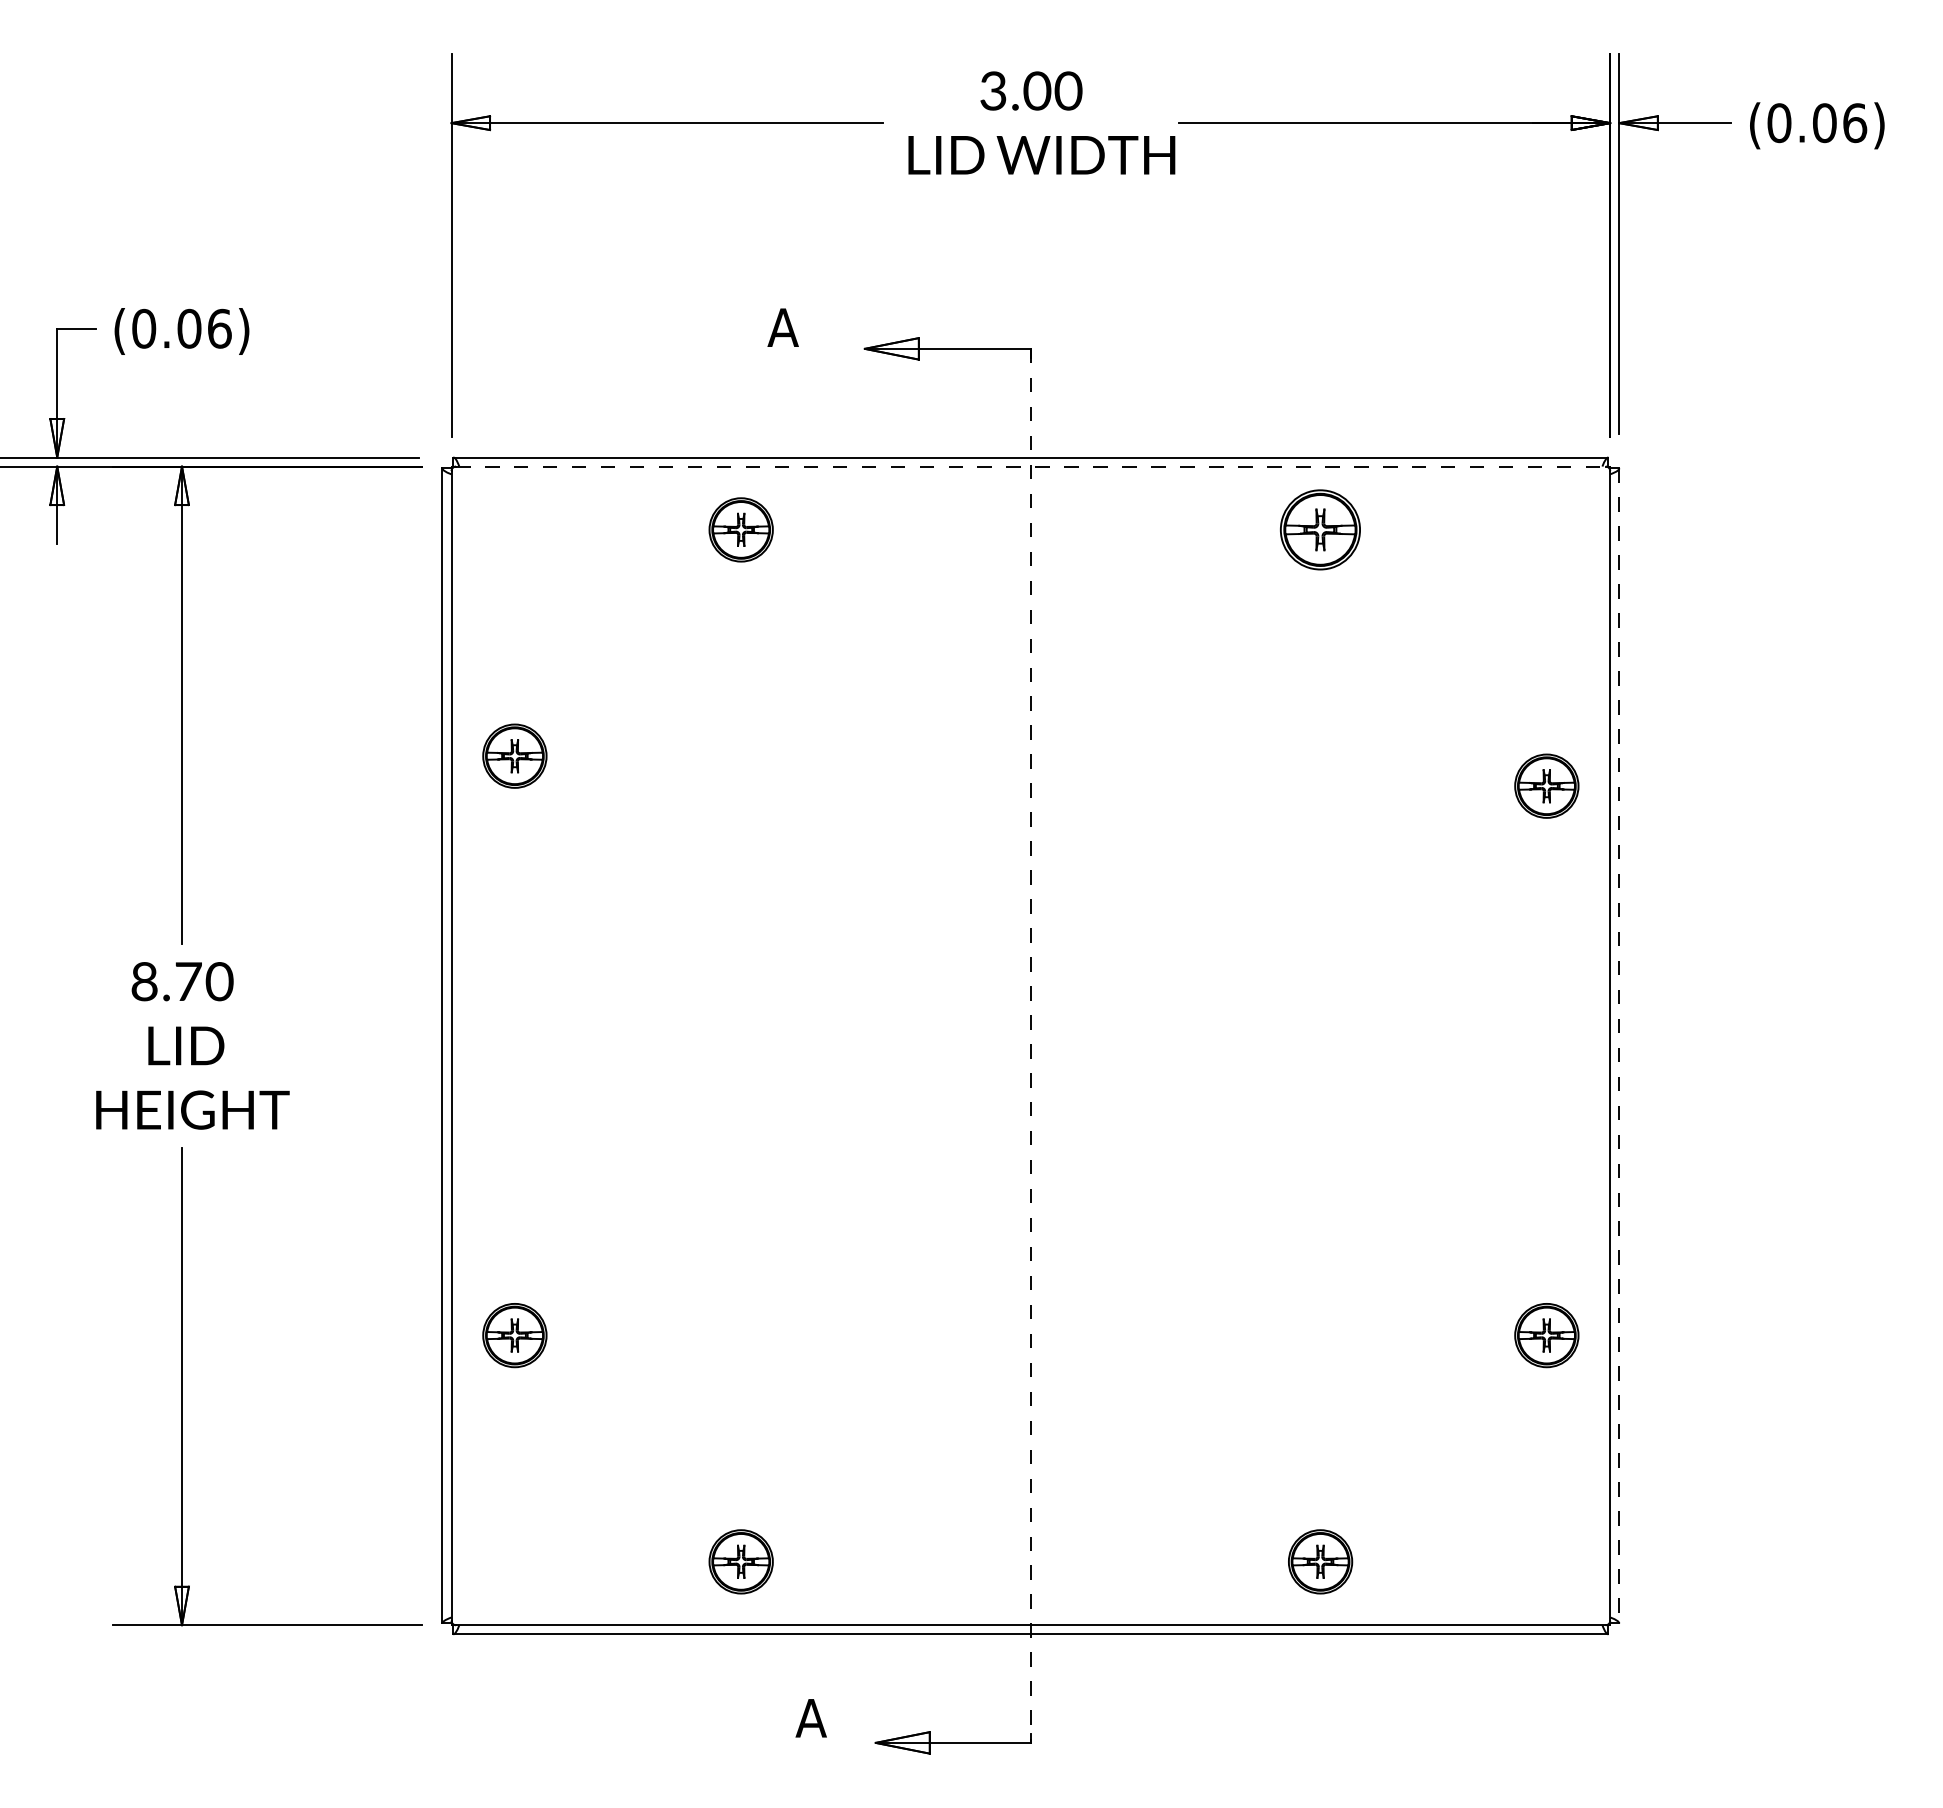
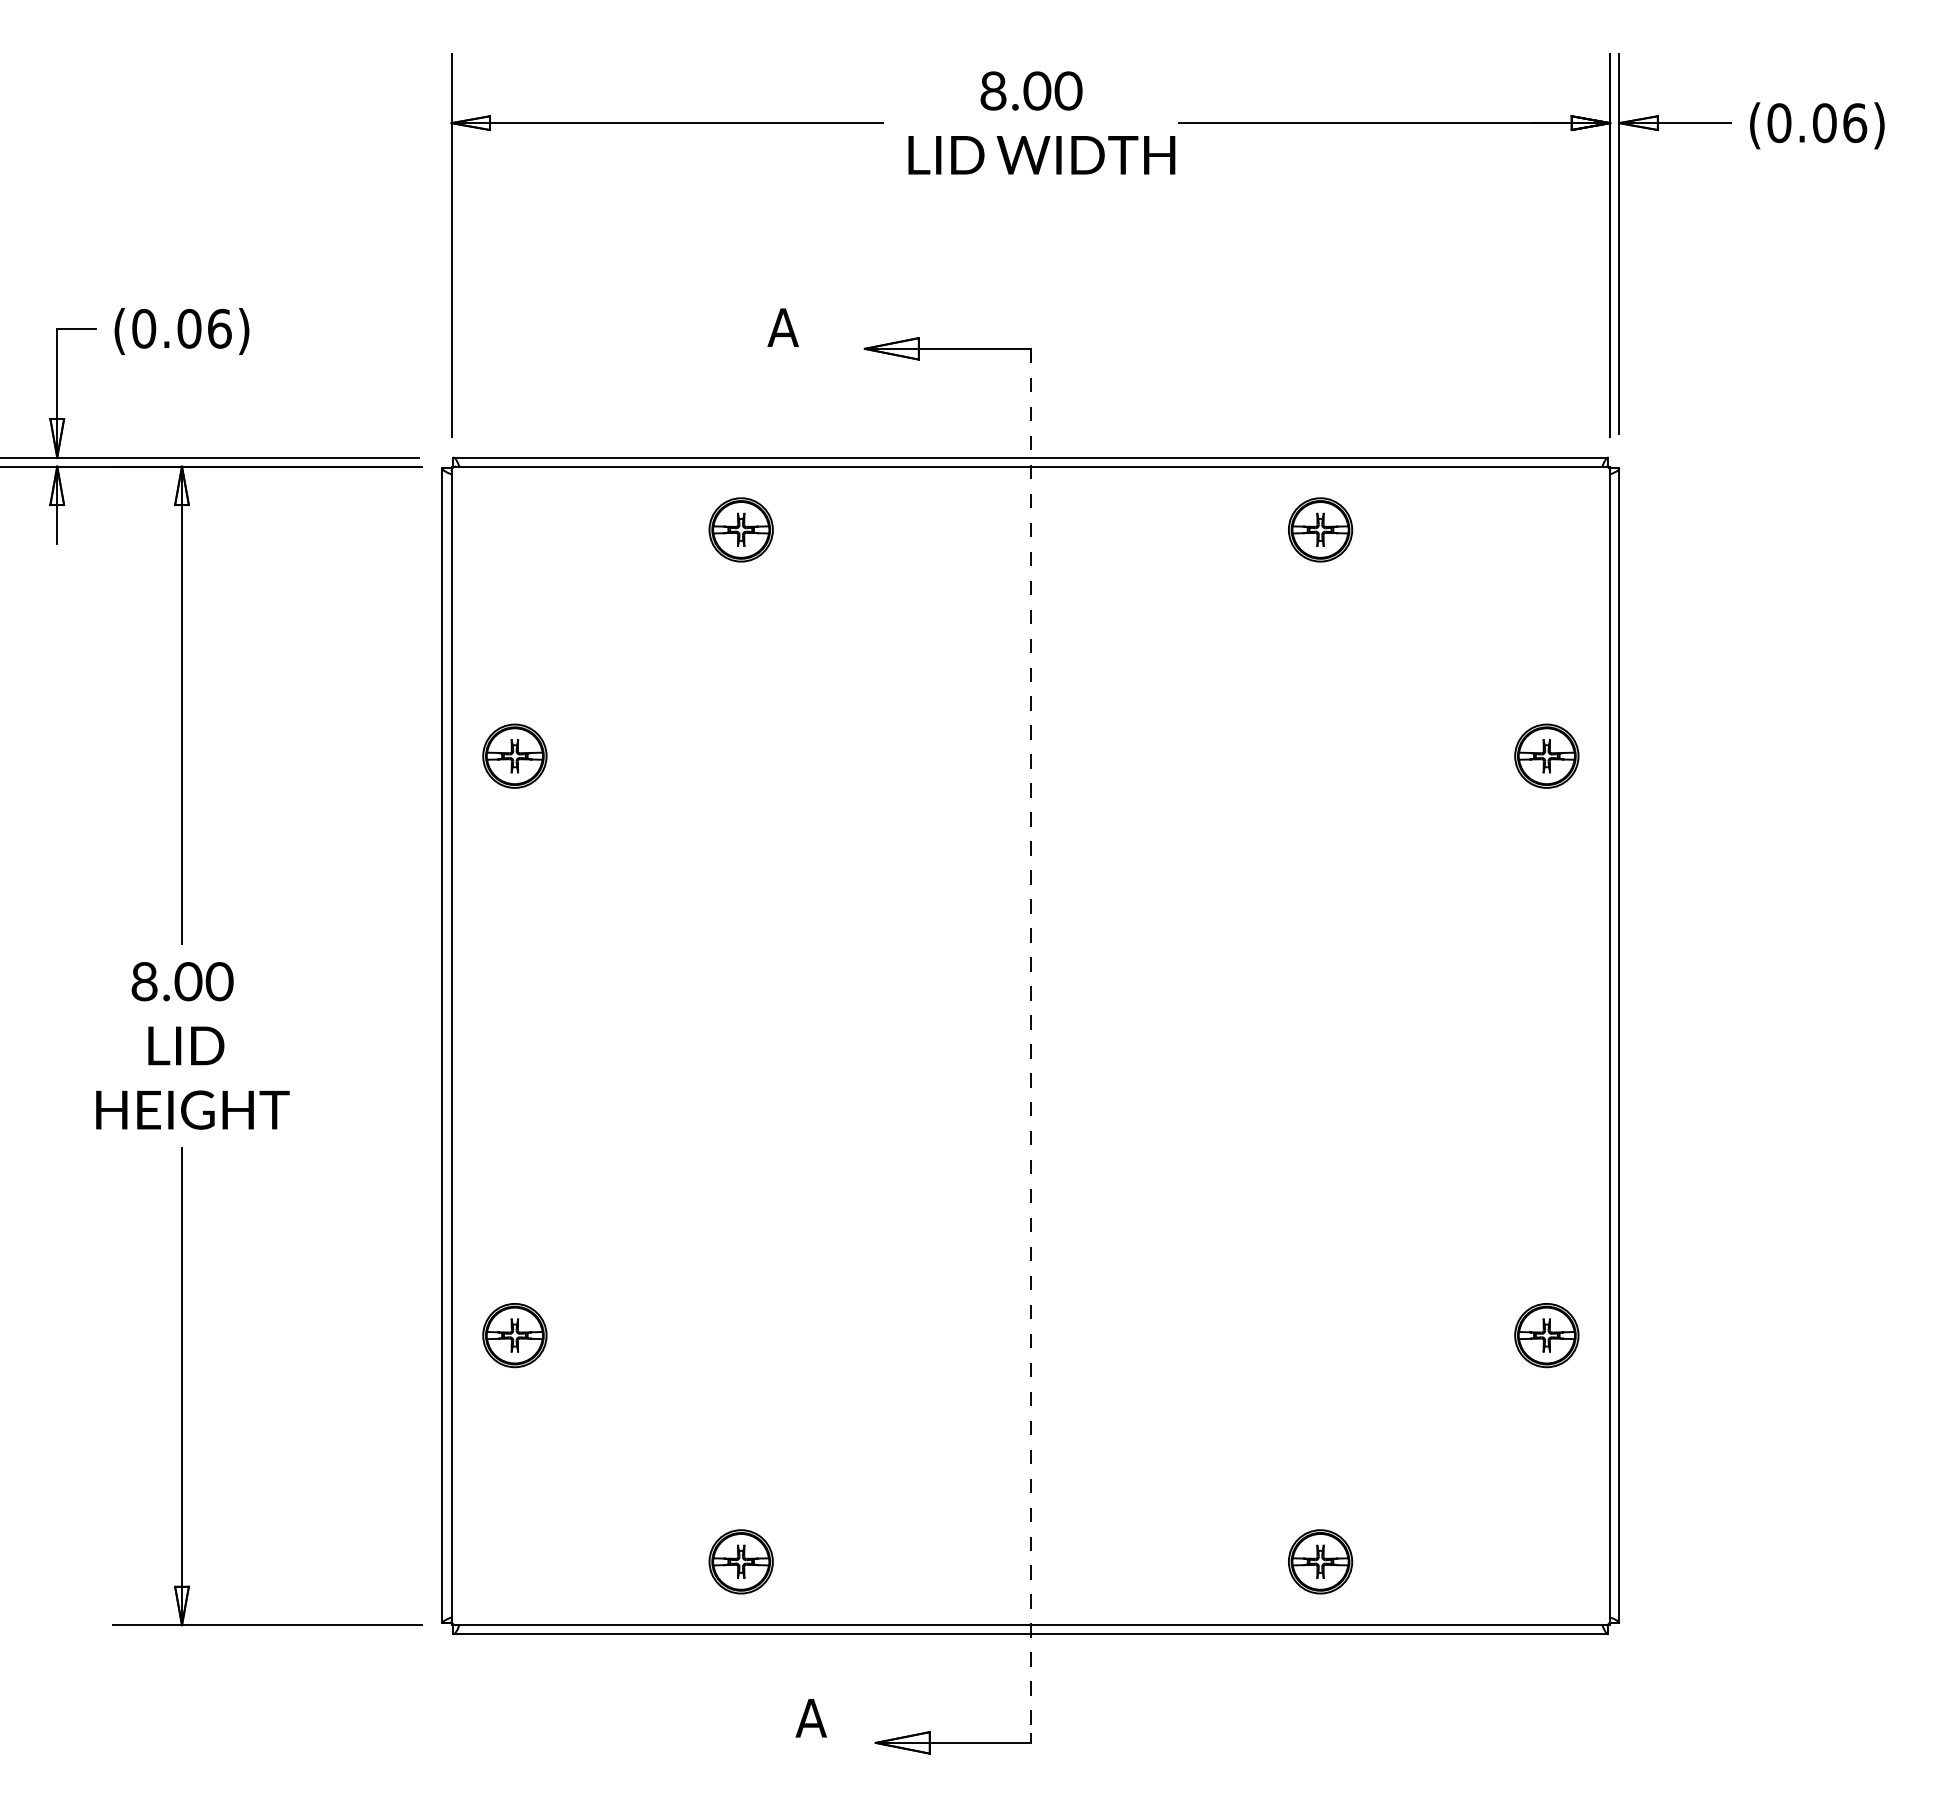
text: 3.00 -> 8.00 (993, 90)
line: dashed -> solid (1030, 466)
part size: 81x82 px -> 66x66 px (1320, 529)
part position: (1546, 785) -> (1546, 755) (1546, 755)
text: 8.70 -> 8.00 (188, 981)
line: dashed -> solid (1619, 1045)
